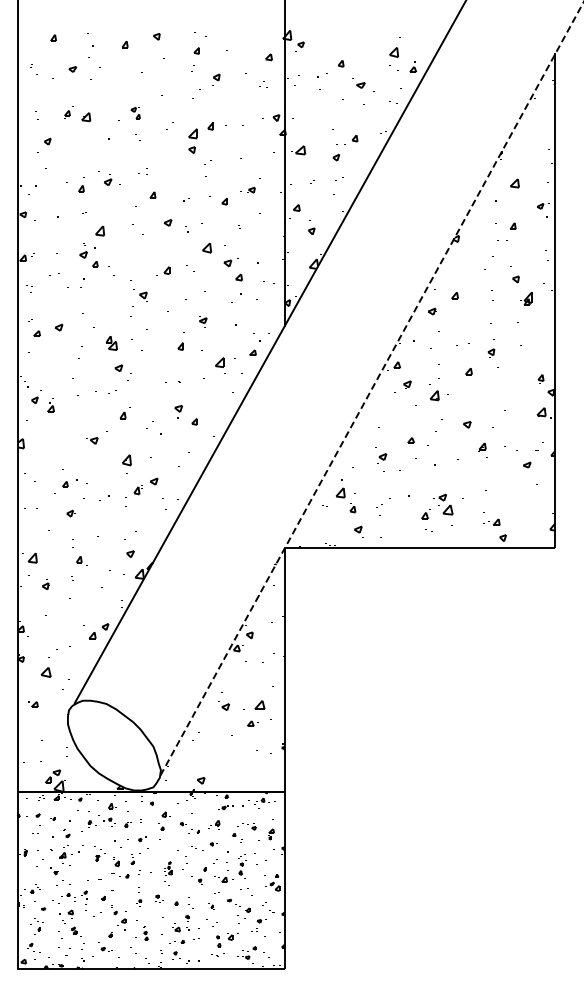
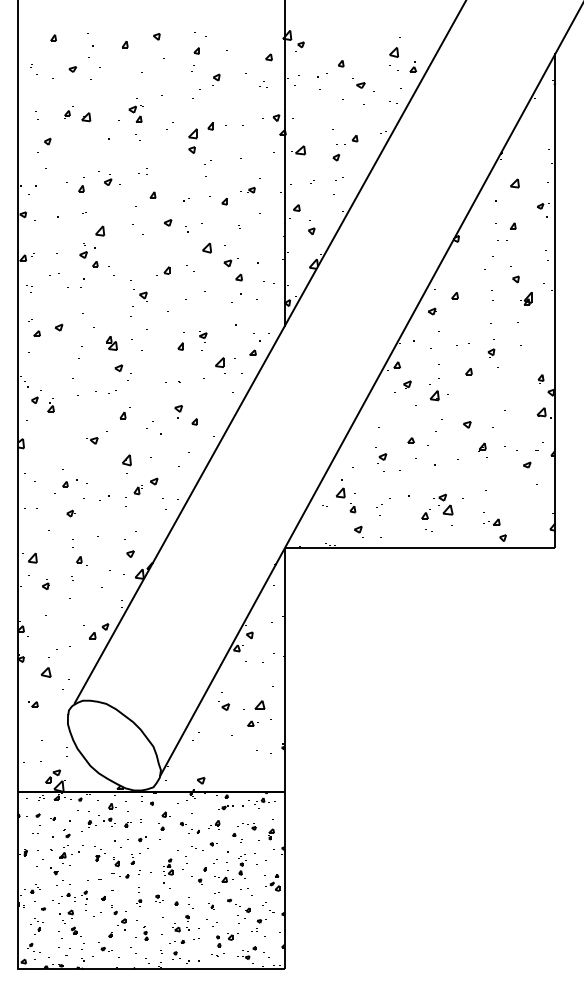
part size: 11x13 px -> 16x25 px (135, 110)
part position: (203, 321) -> (203, 336) (203, 336)
line: dashed -> solid (371, 389)
part size: 9x25 px -> 11x31 px (168, 873)
